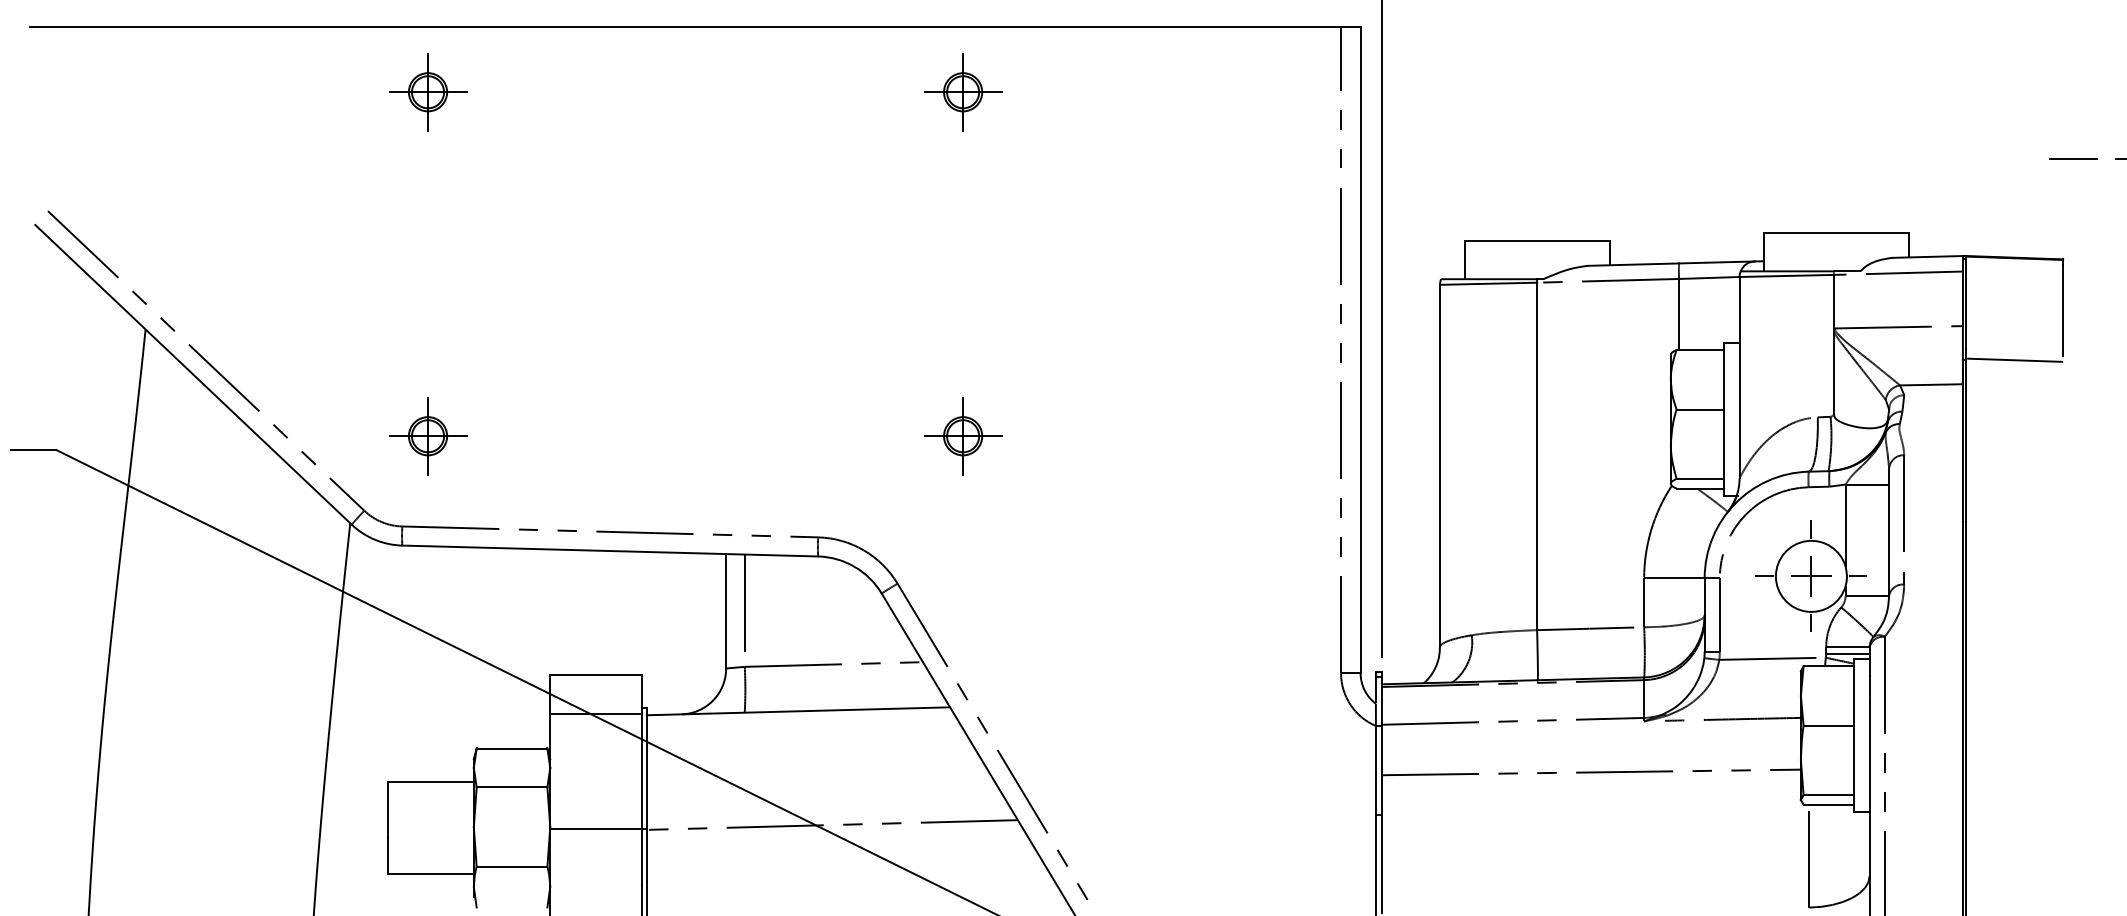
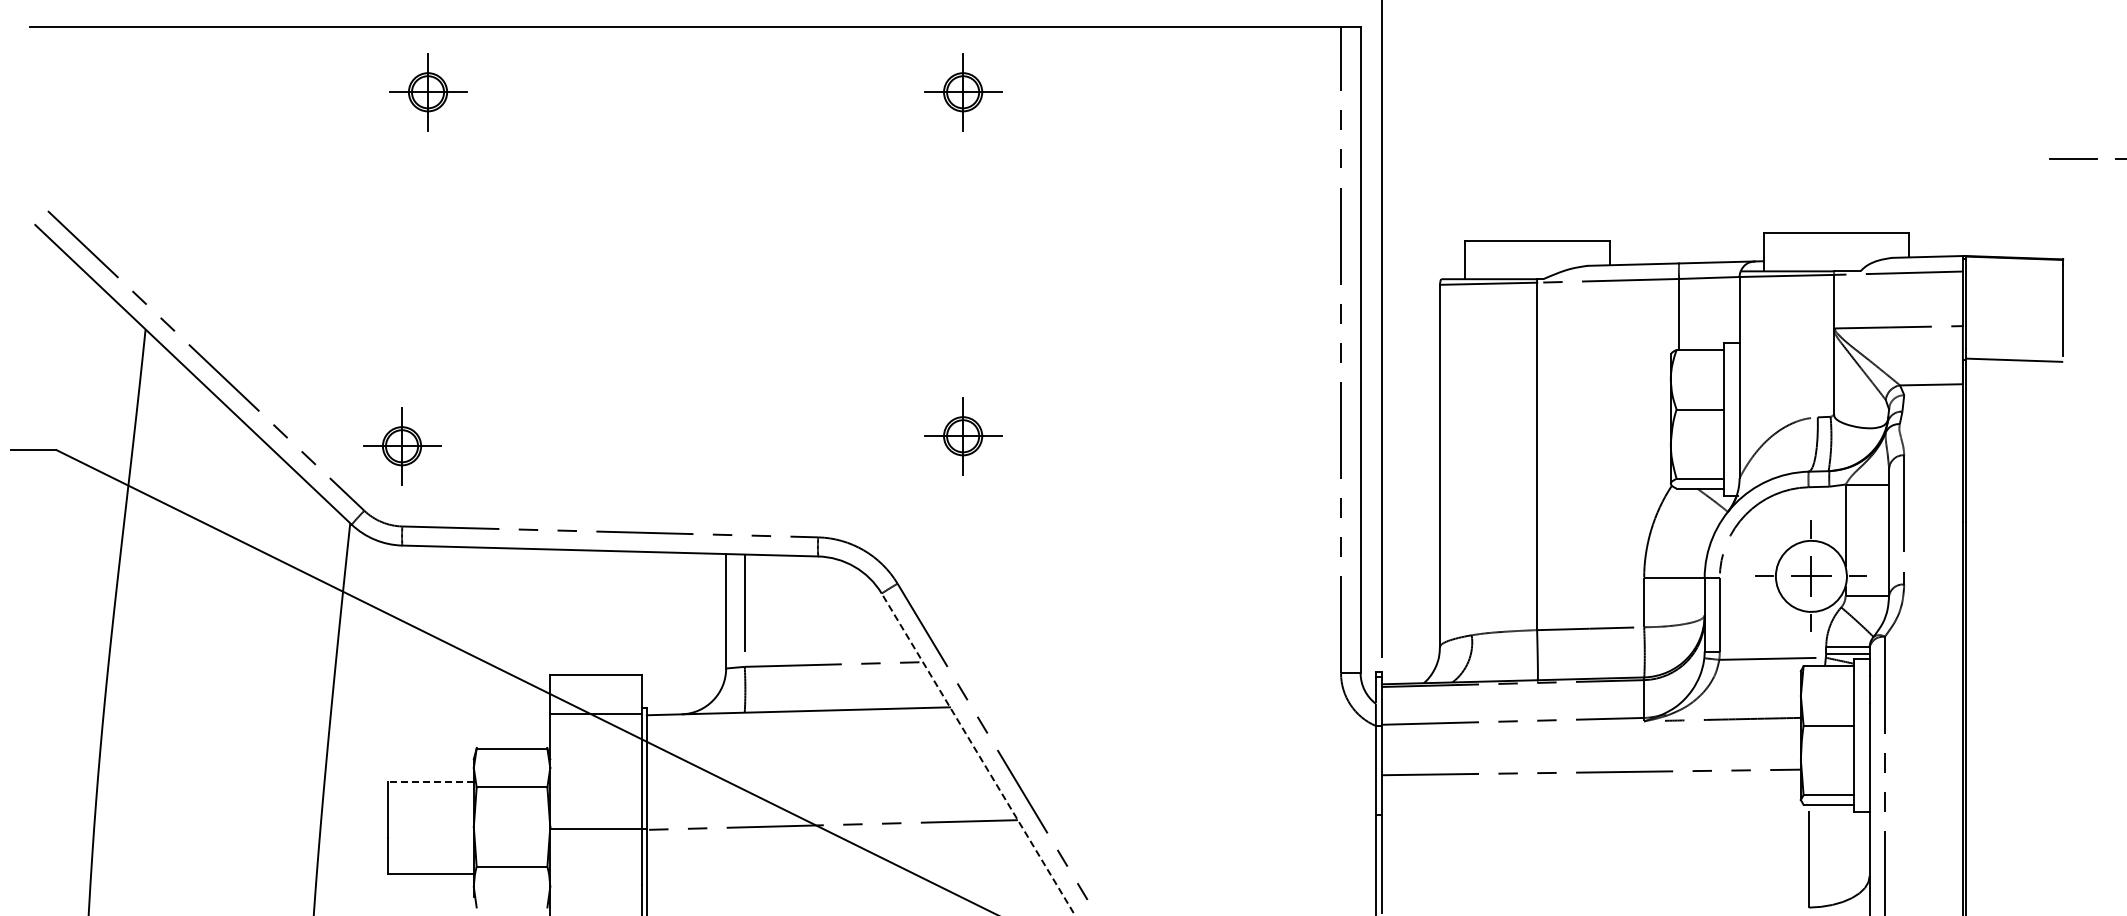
part position: (428, 436) -> (402, 446) (402, 446)
line: solid -> dashed (978, 754)
line: solid -> dashed (431, 782)
